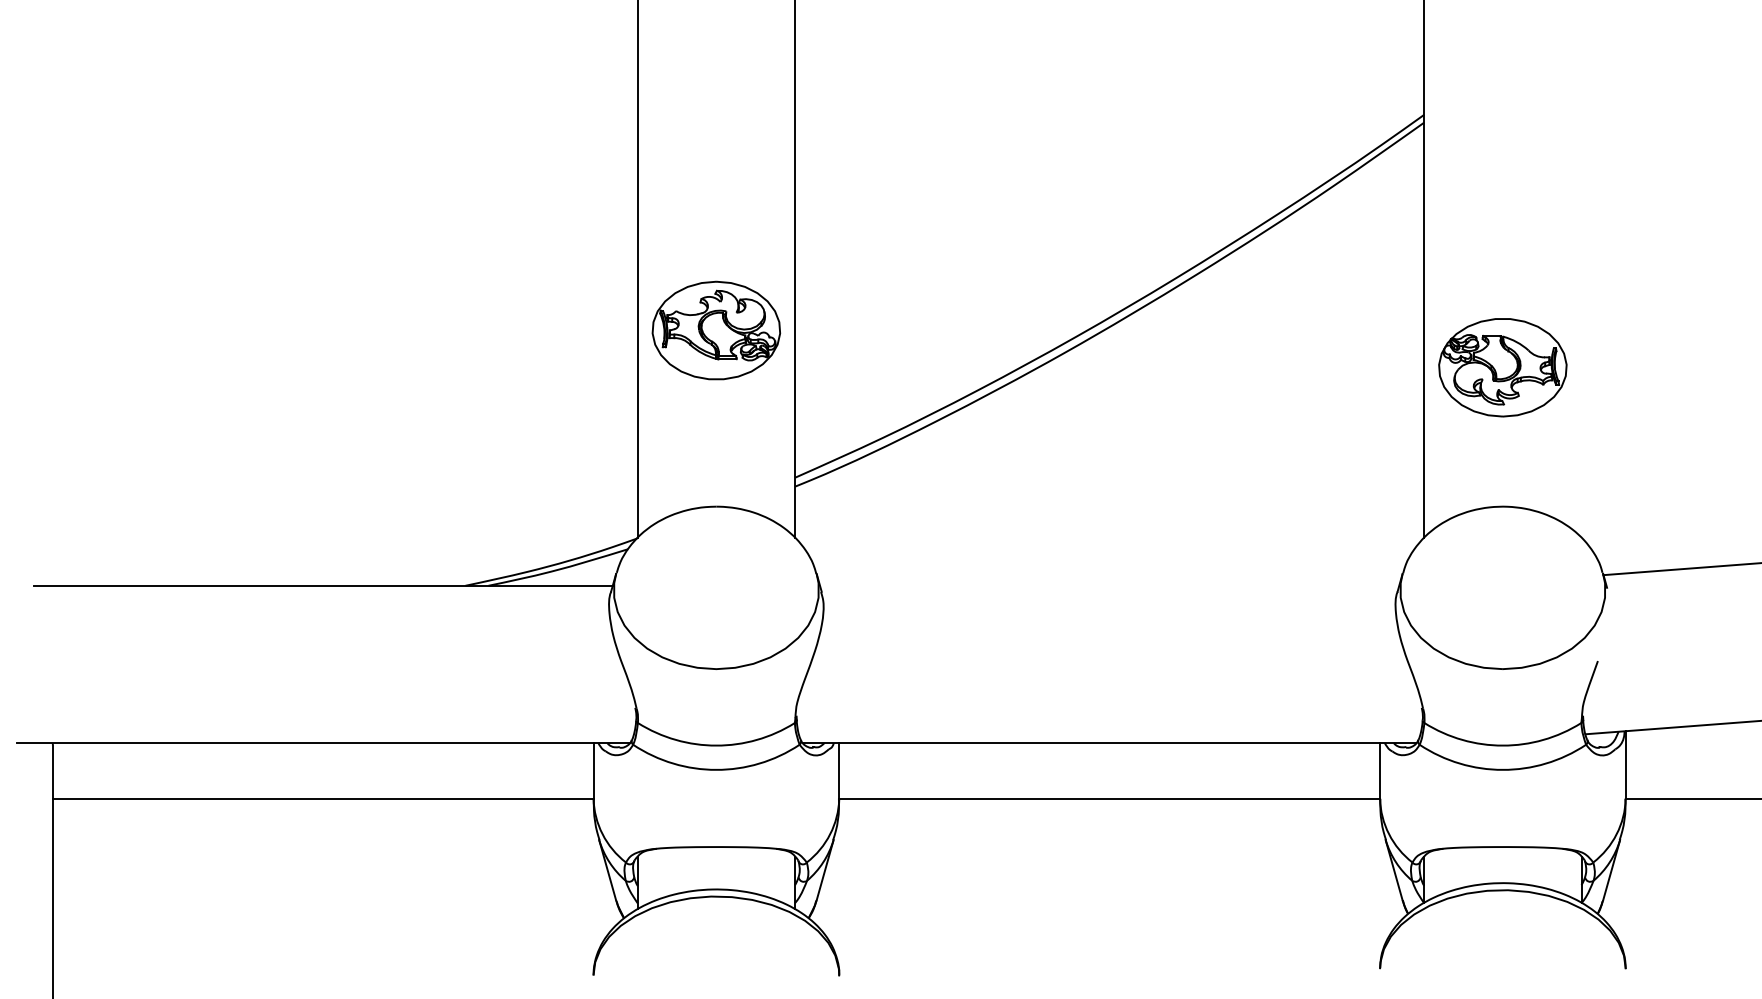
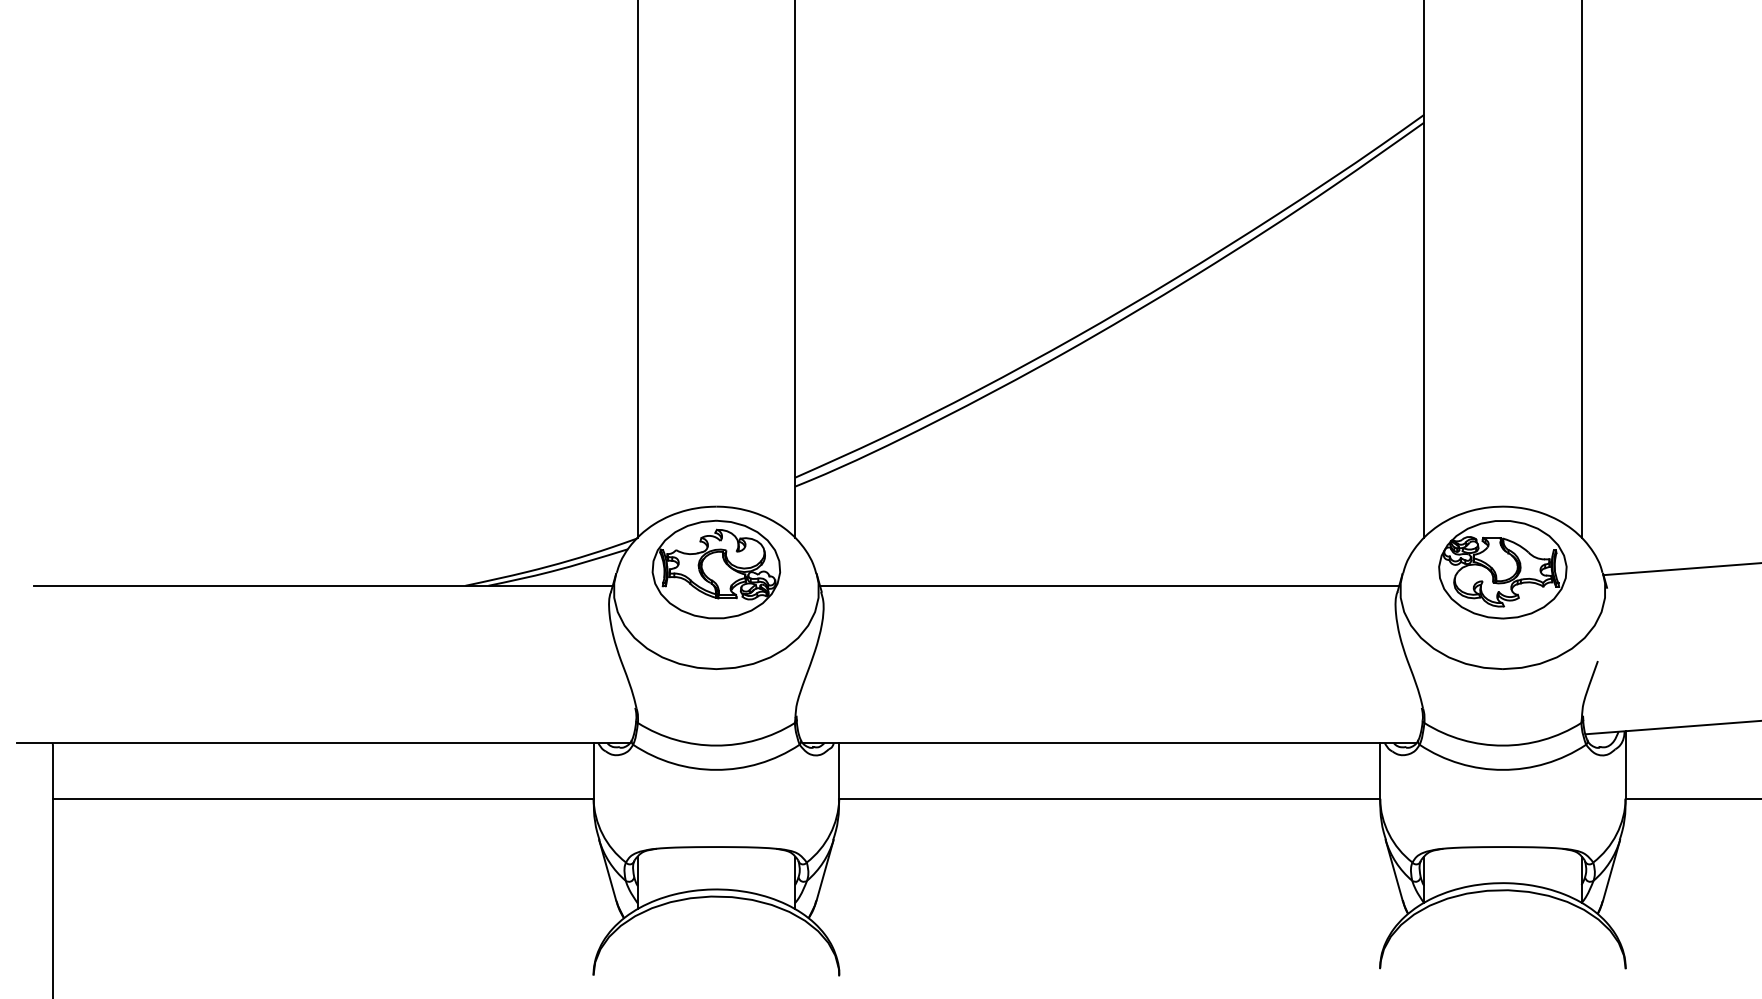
line: none -> present (1581, 269)
part position: (716, 330) -> (716, 569) (716, 569)
part position: (1502, 367) -> (1502, 569) (1502, 569)
line: none -> present (1109, 585)
